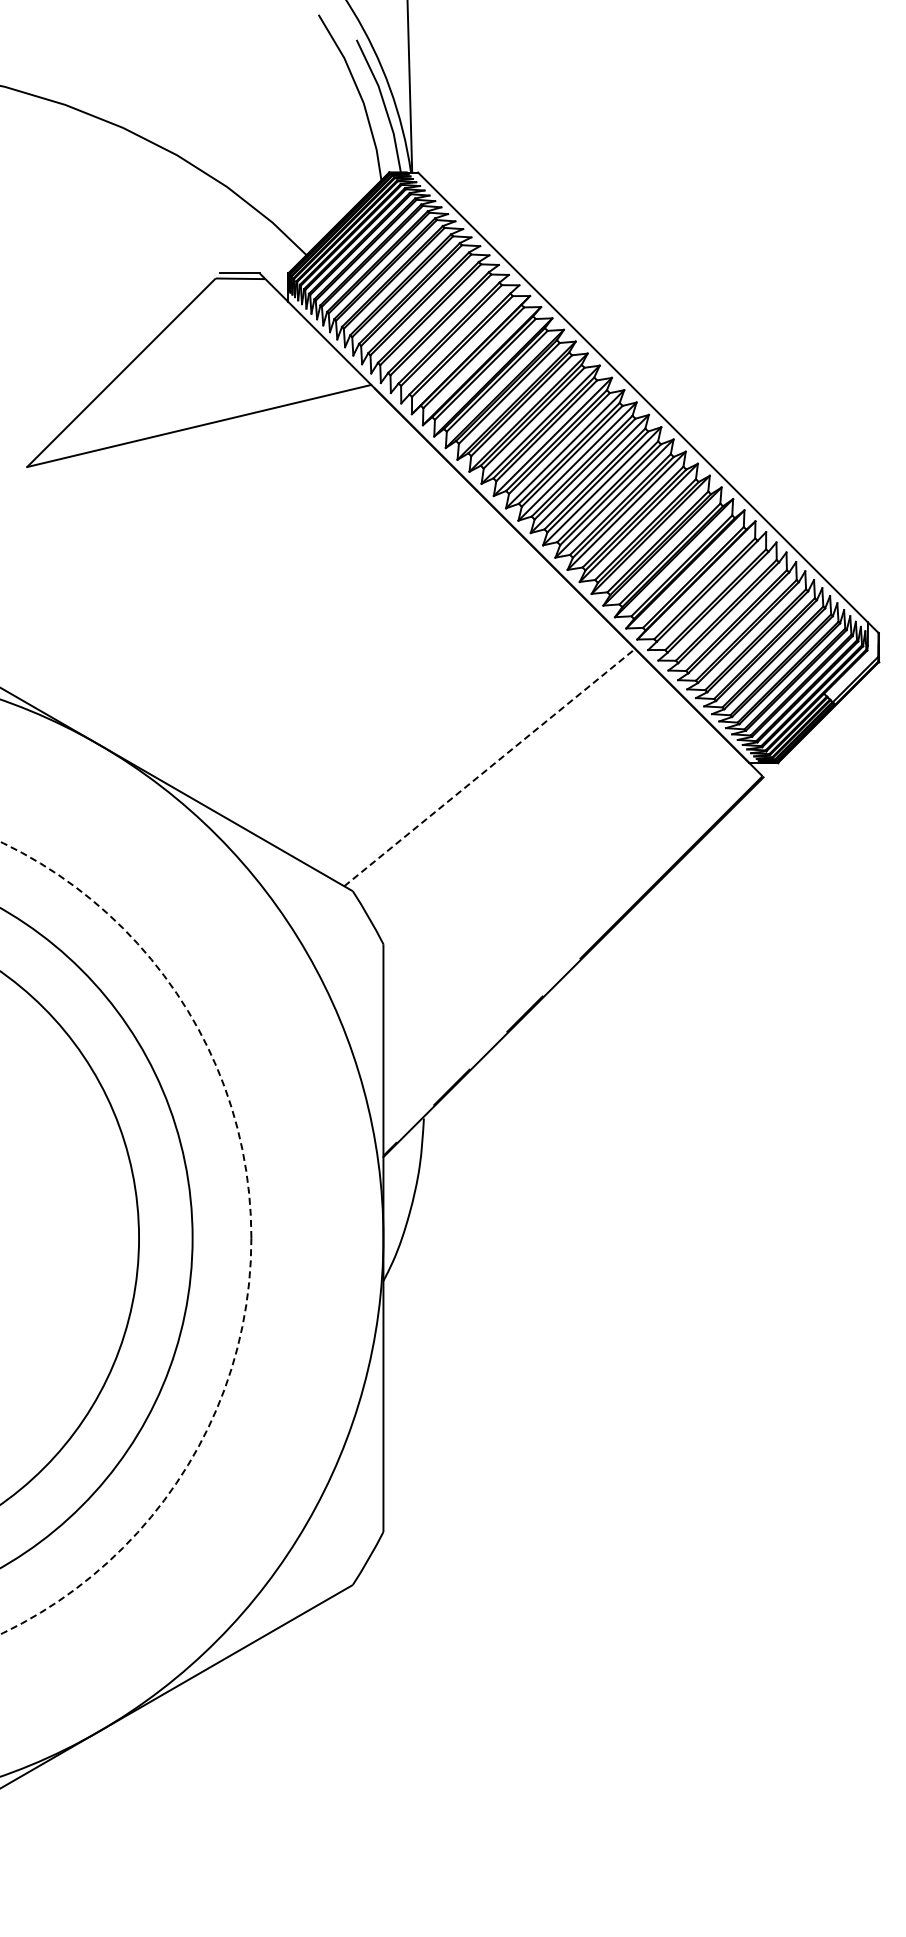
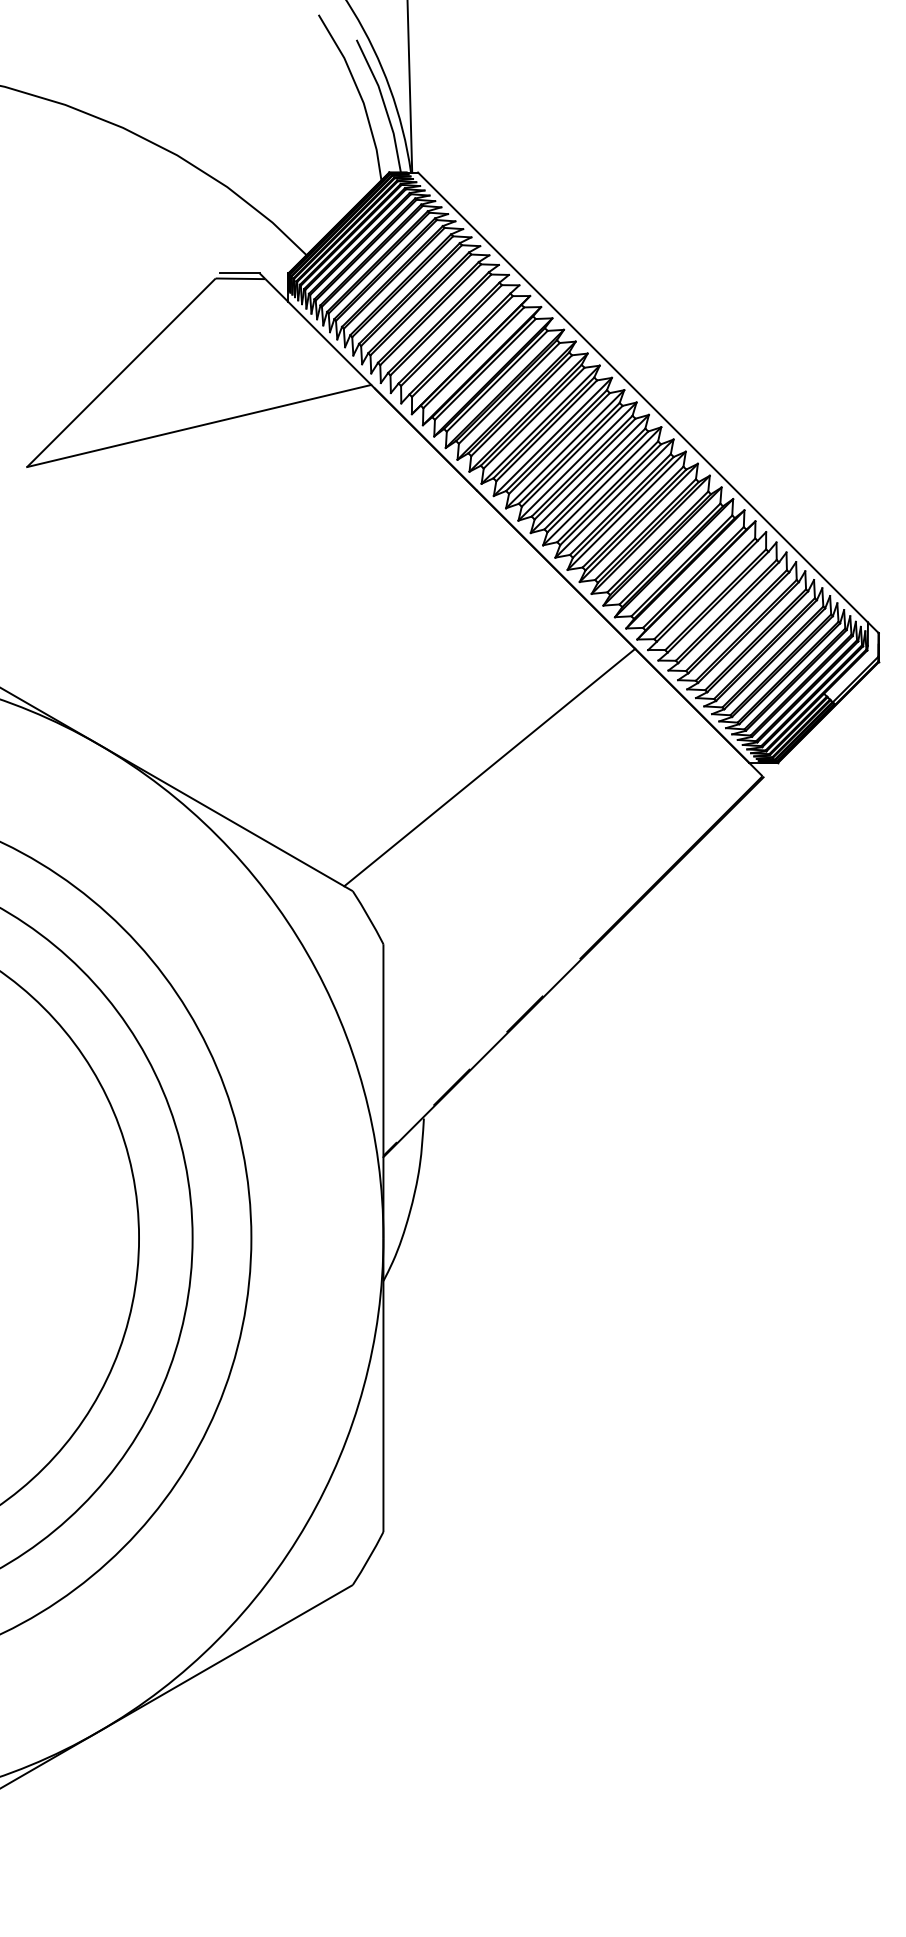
line: dashed -> solid (489, 767)
circle: dashed -> solid (125, 1237)
